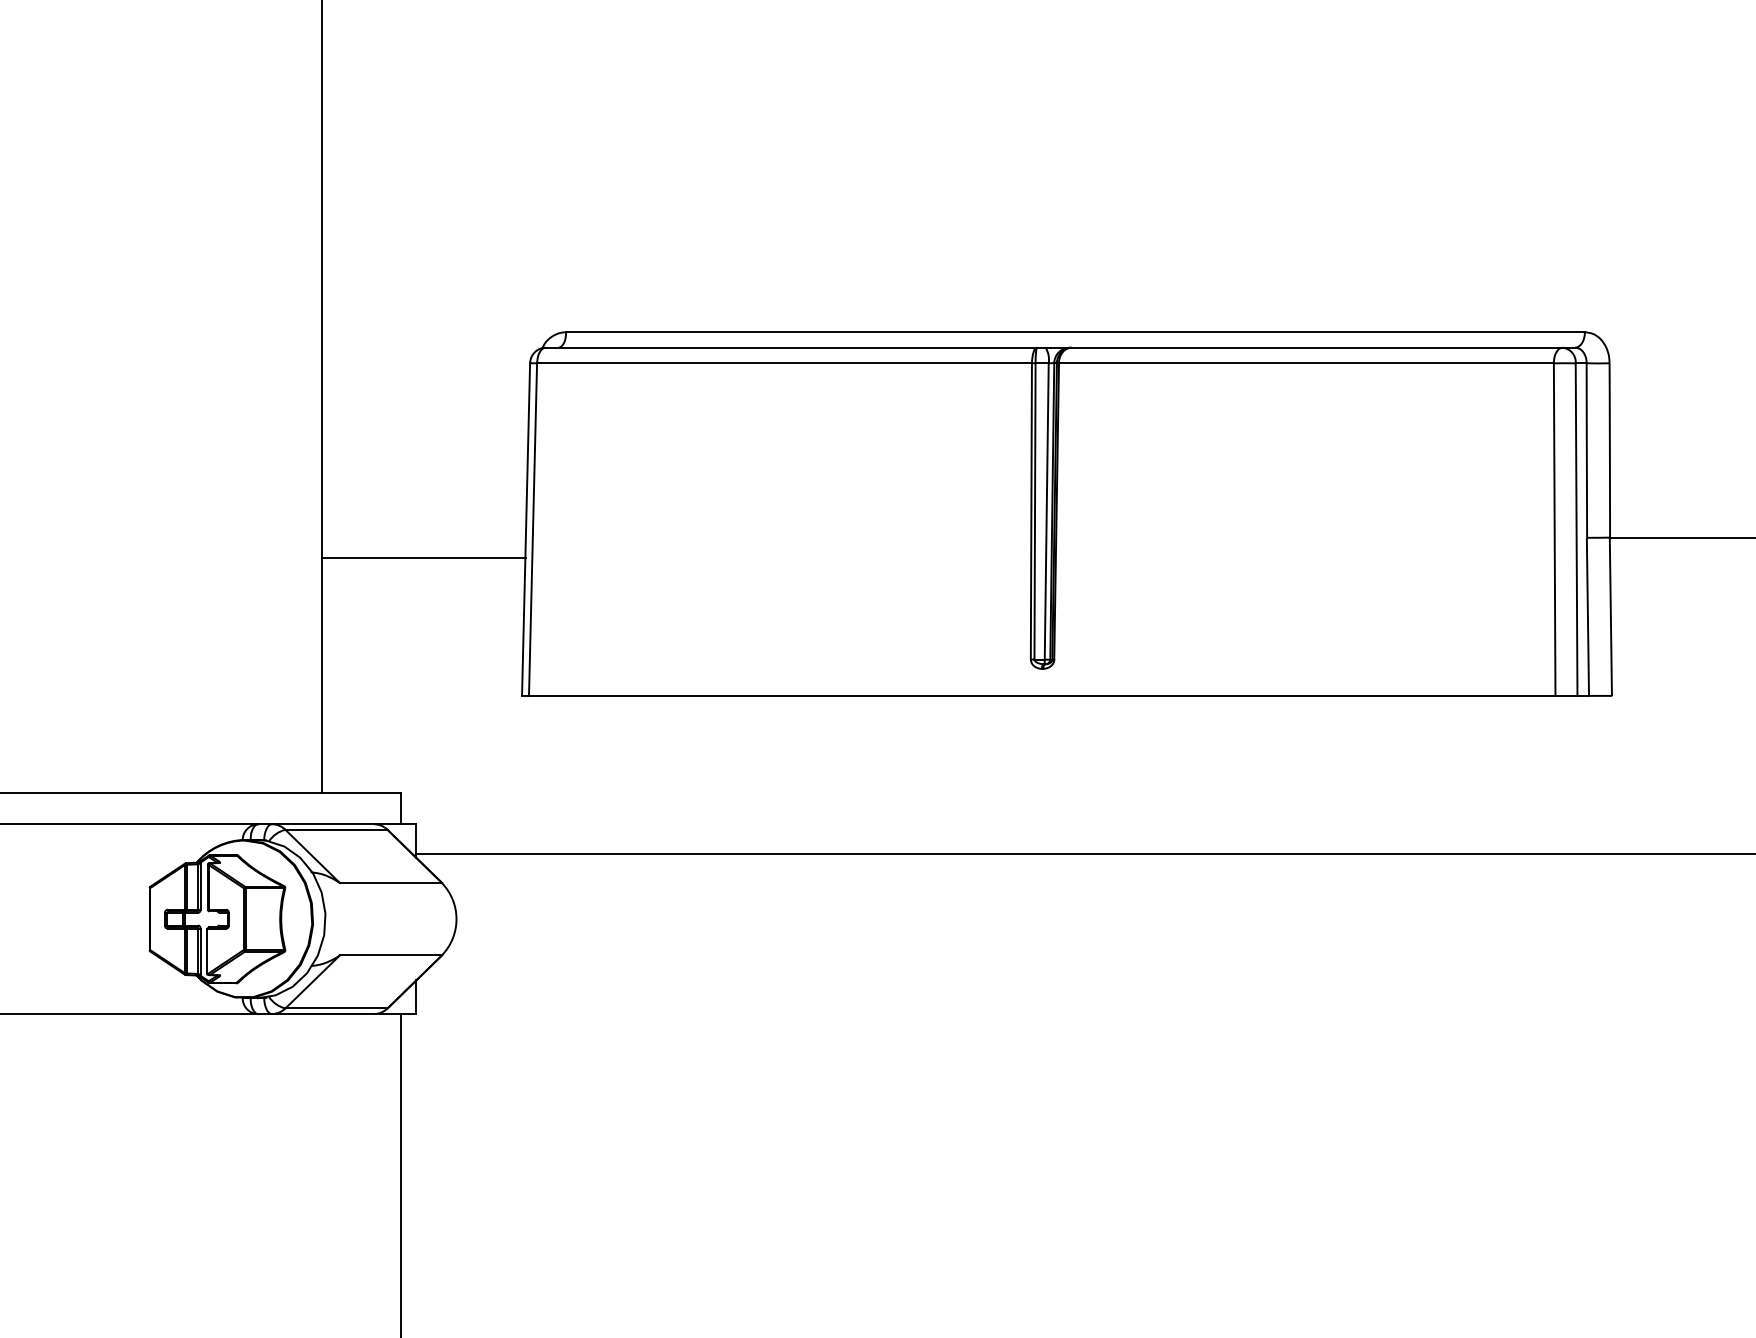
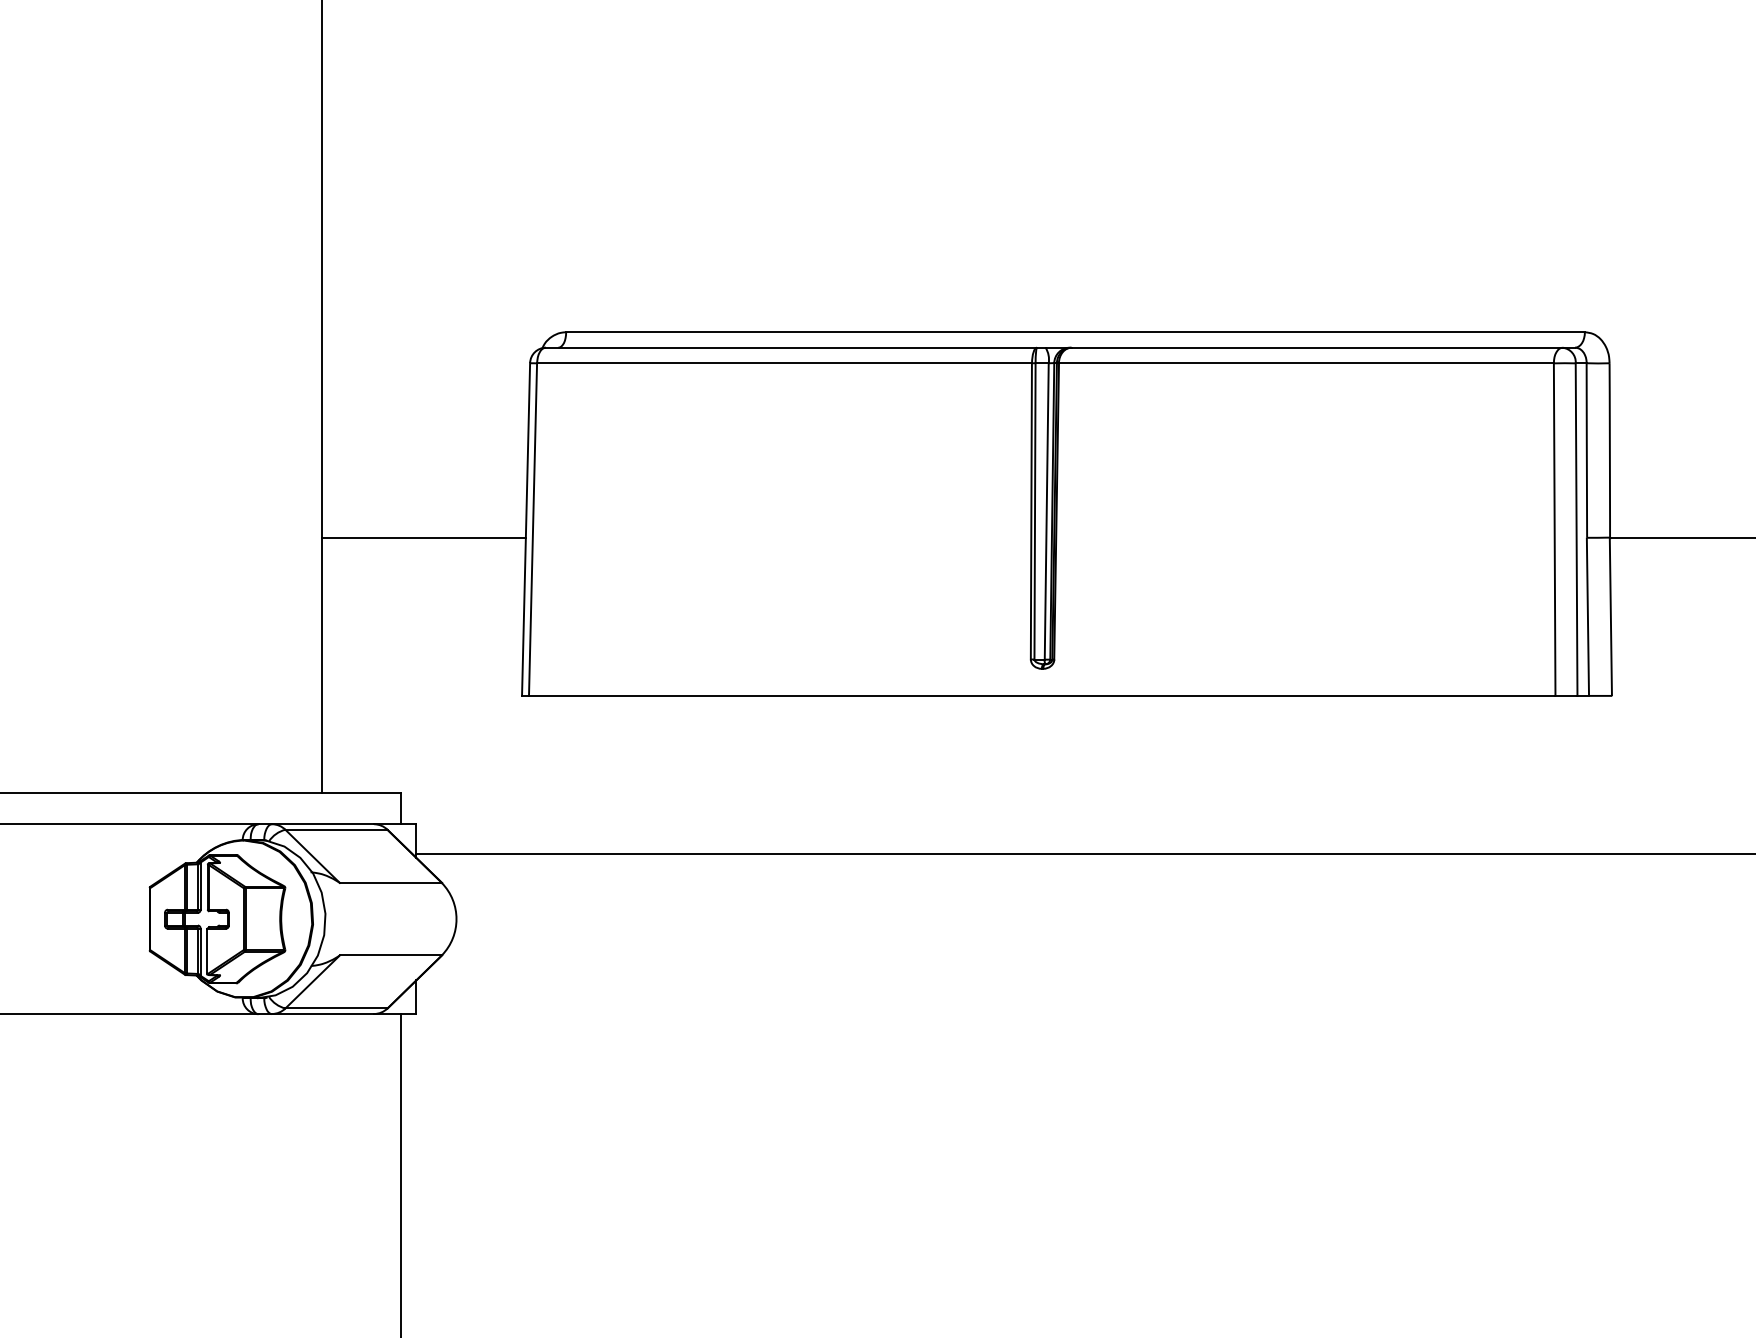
line position: (423, 557) -> (423, 537) (423, 537)
